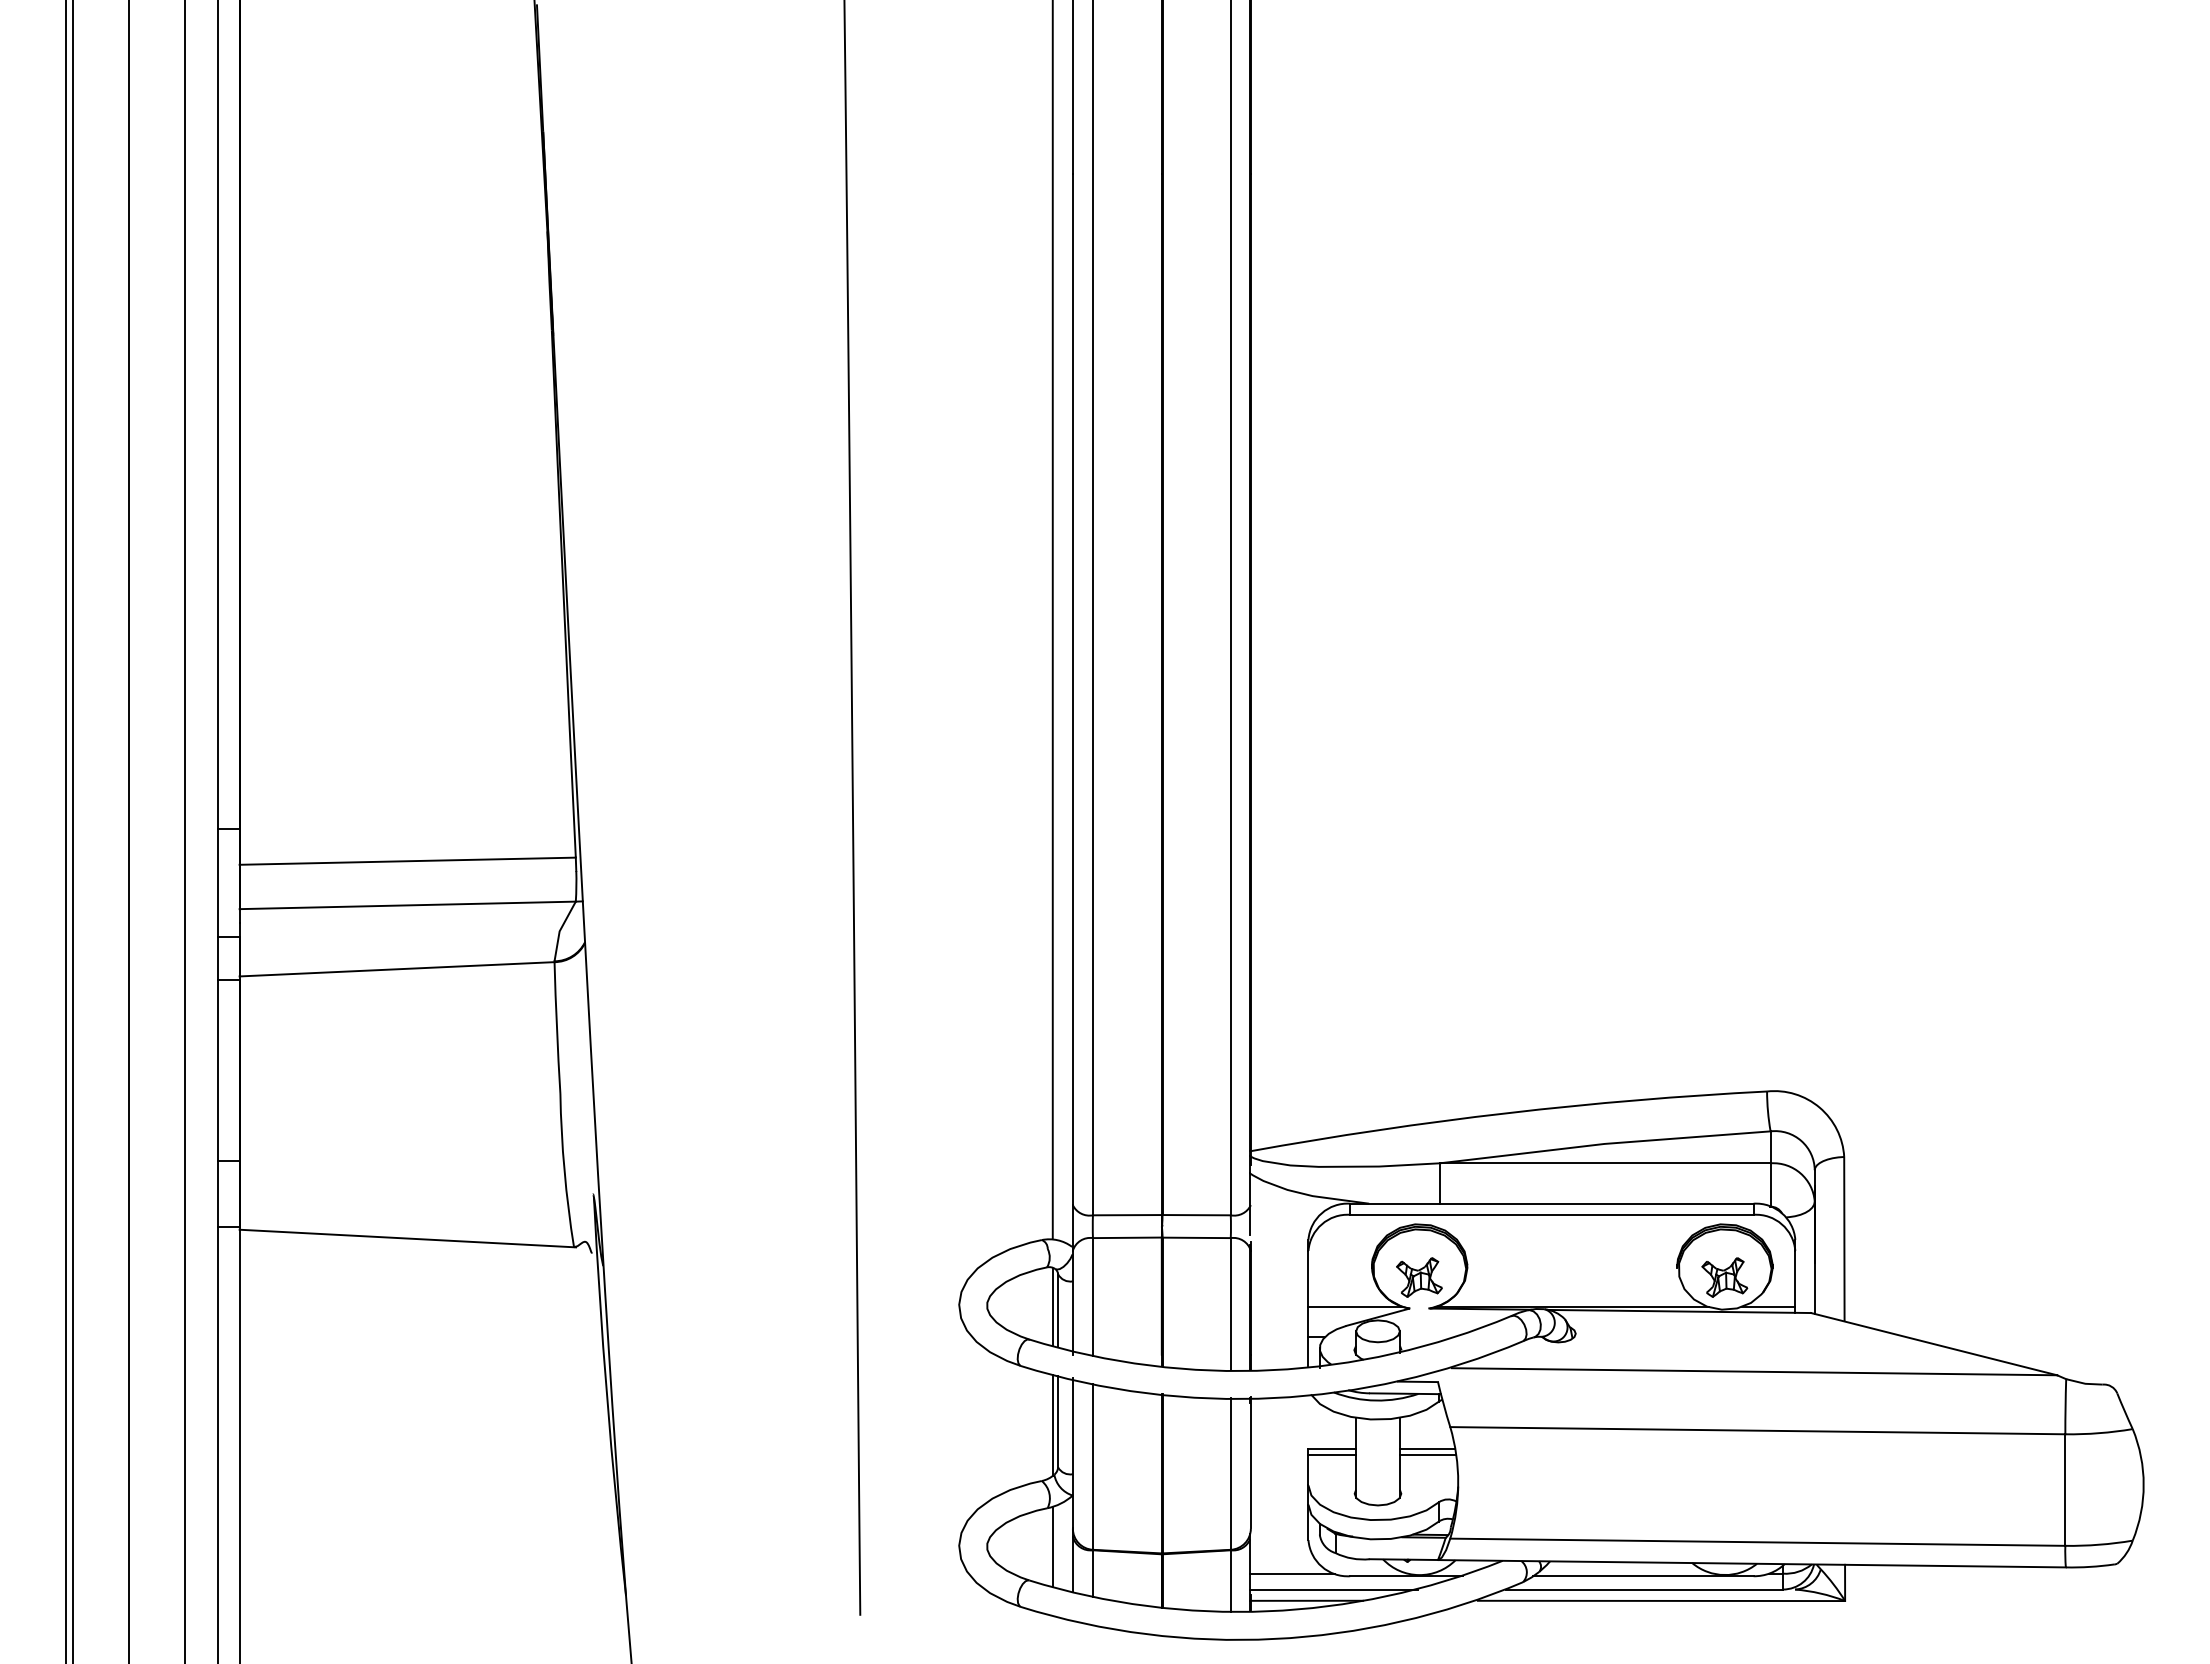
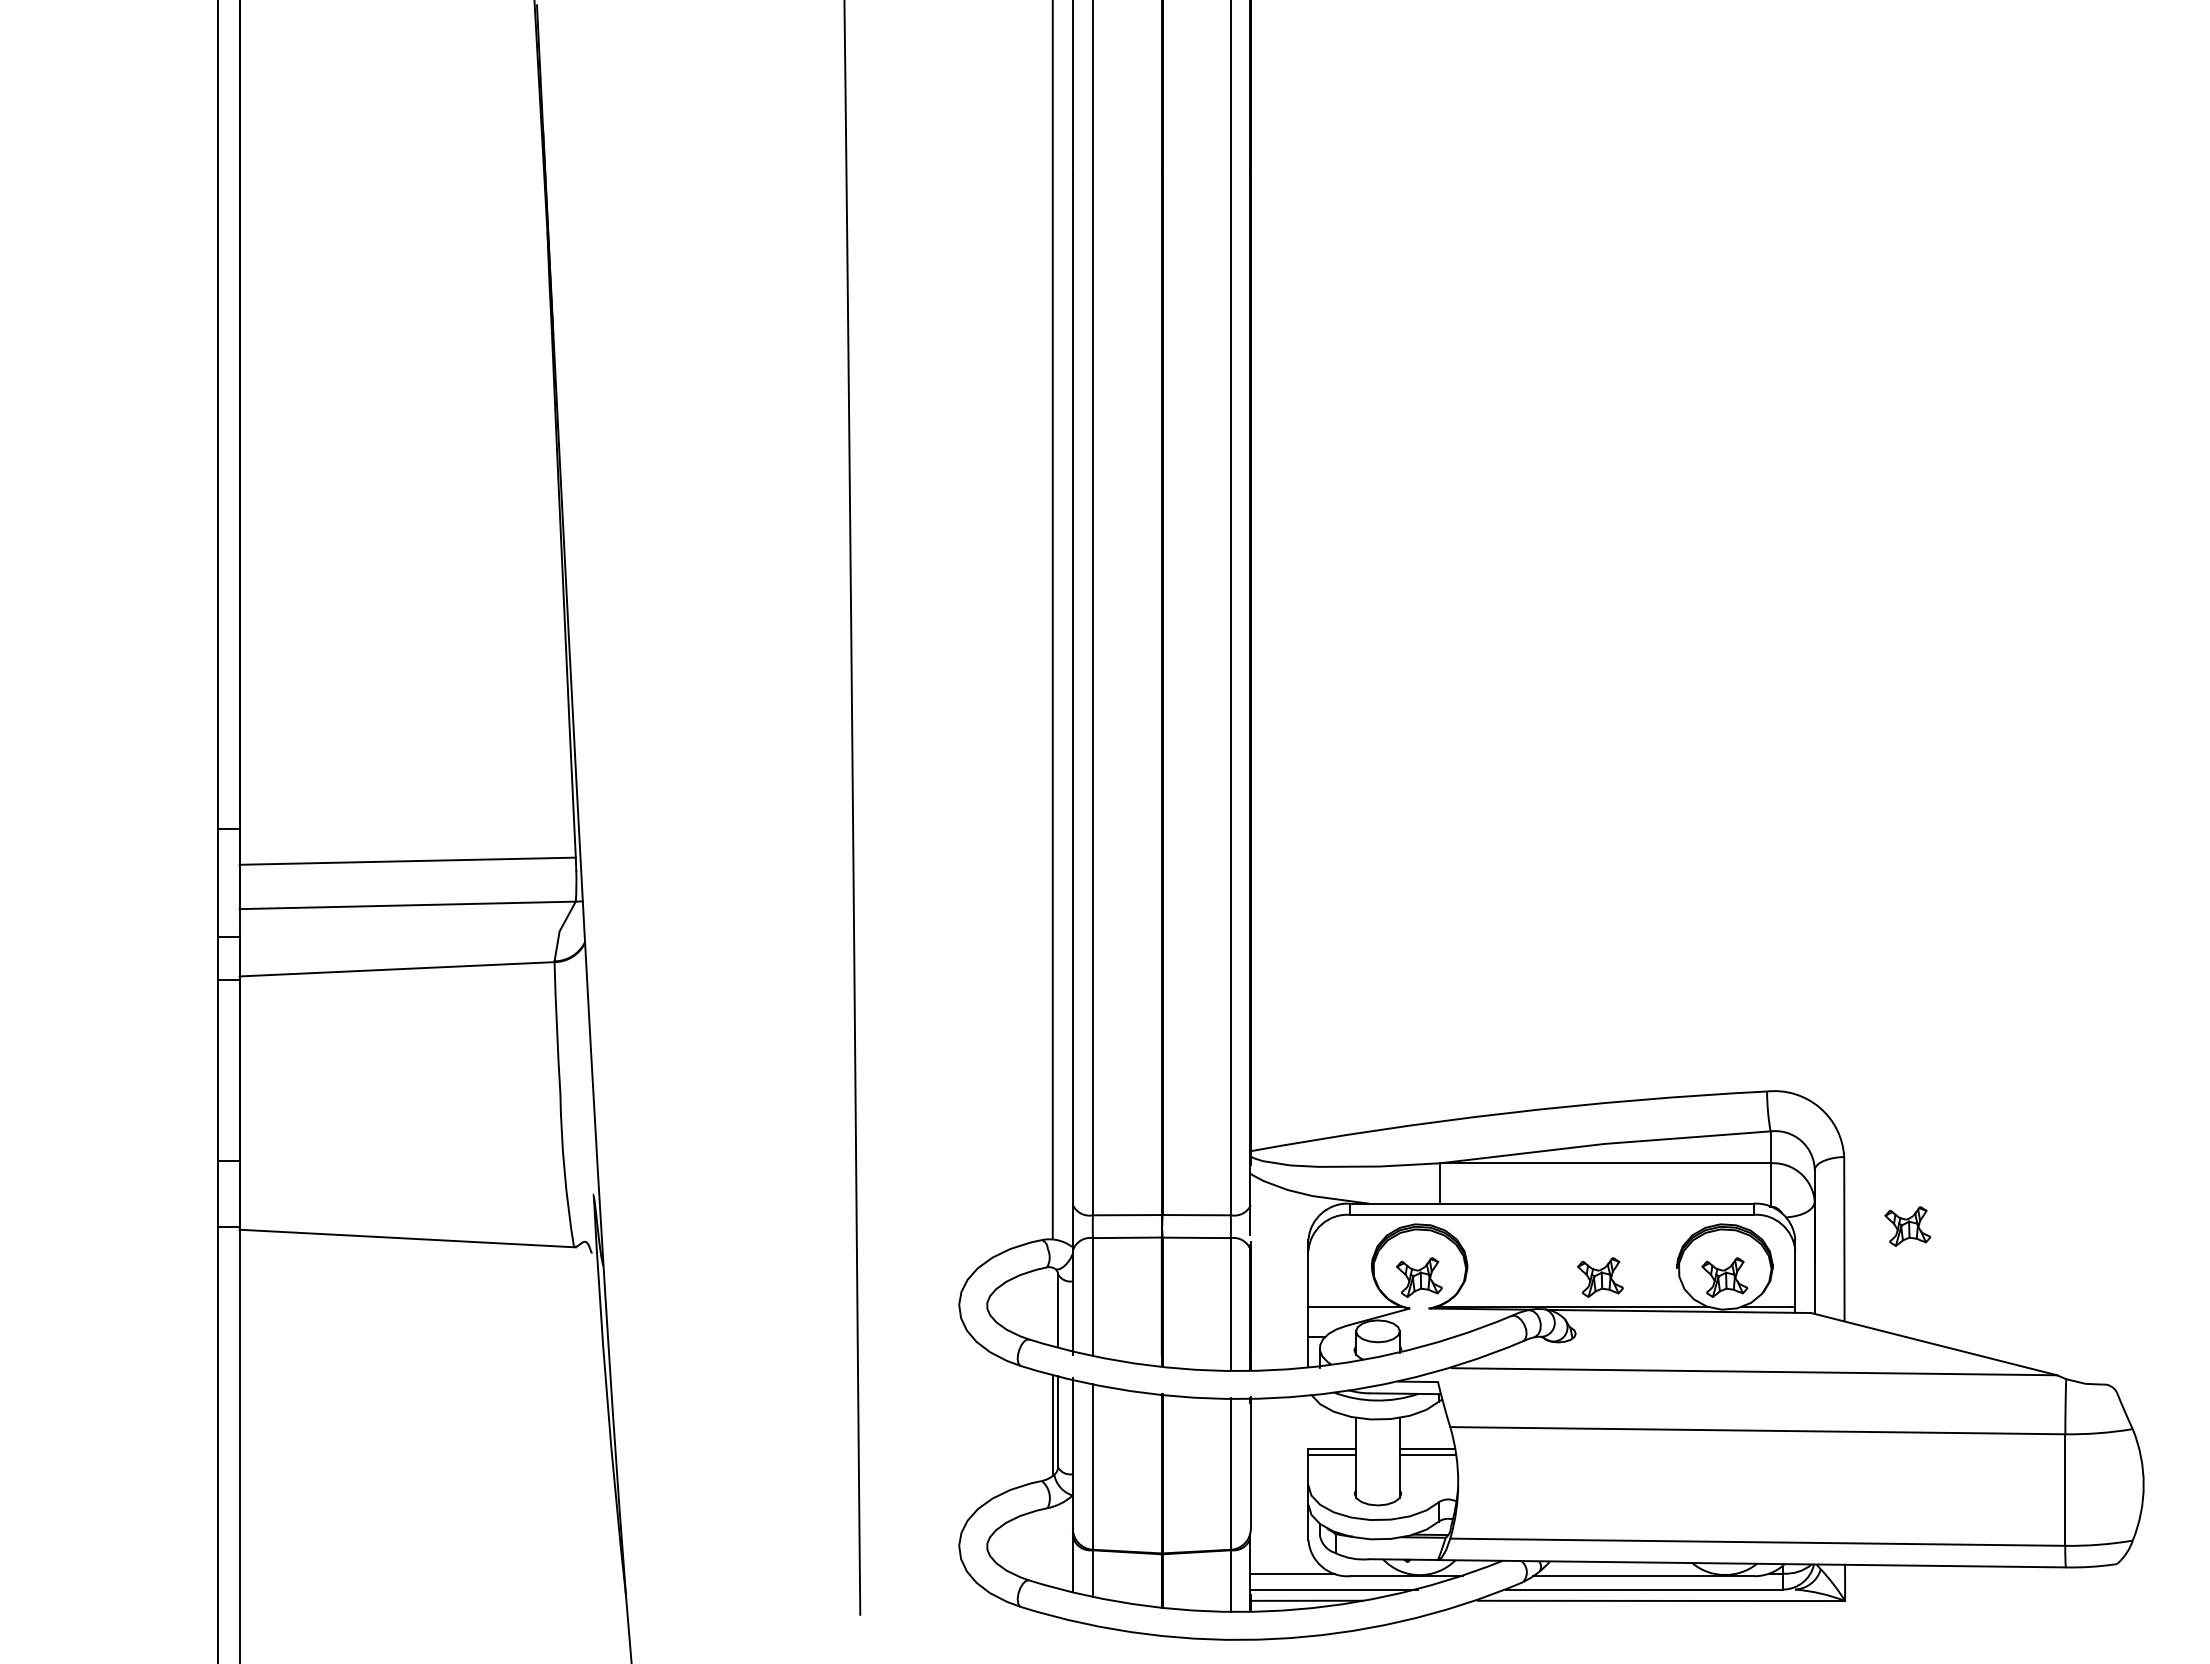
line: present -> none (66, 831)
line: present -> none (72, 831)
line: present -> none (129, 831)
line: present -> none (185, 831)
part: none -> present (1907, 1226)
part: none -> present (1600, 1277)
line: present -> none (1052, 1307)
line: present -> none (1052, 1546)
